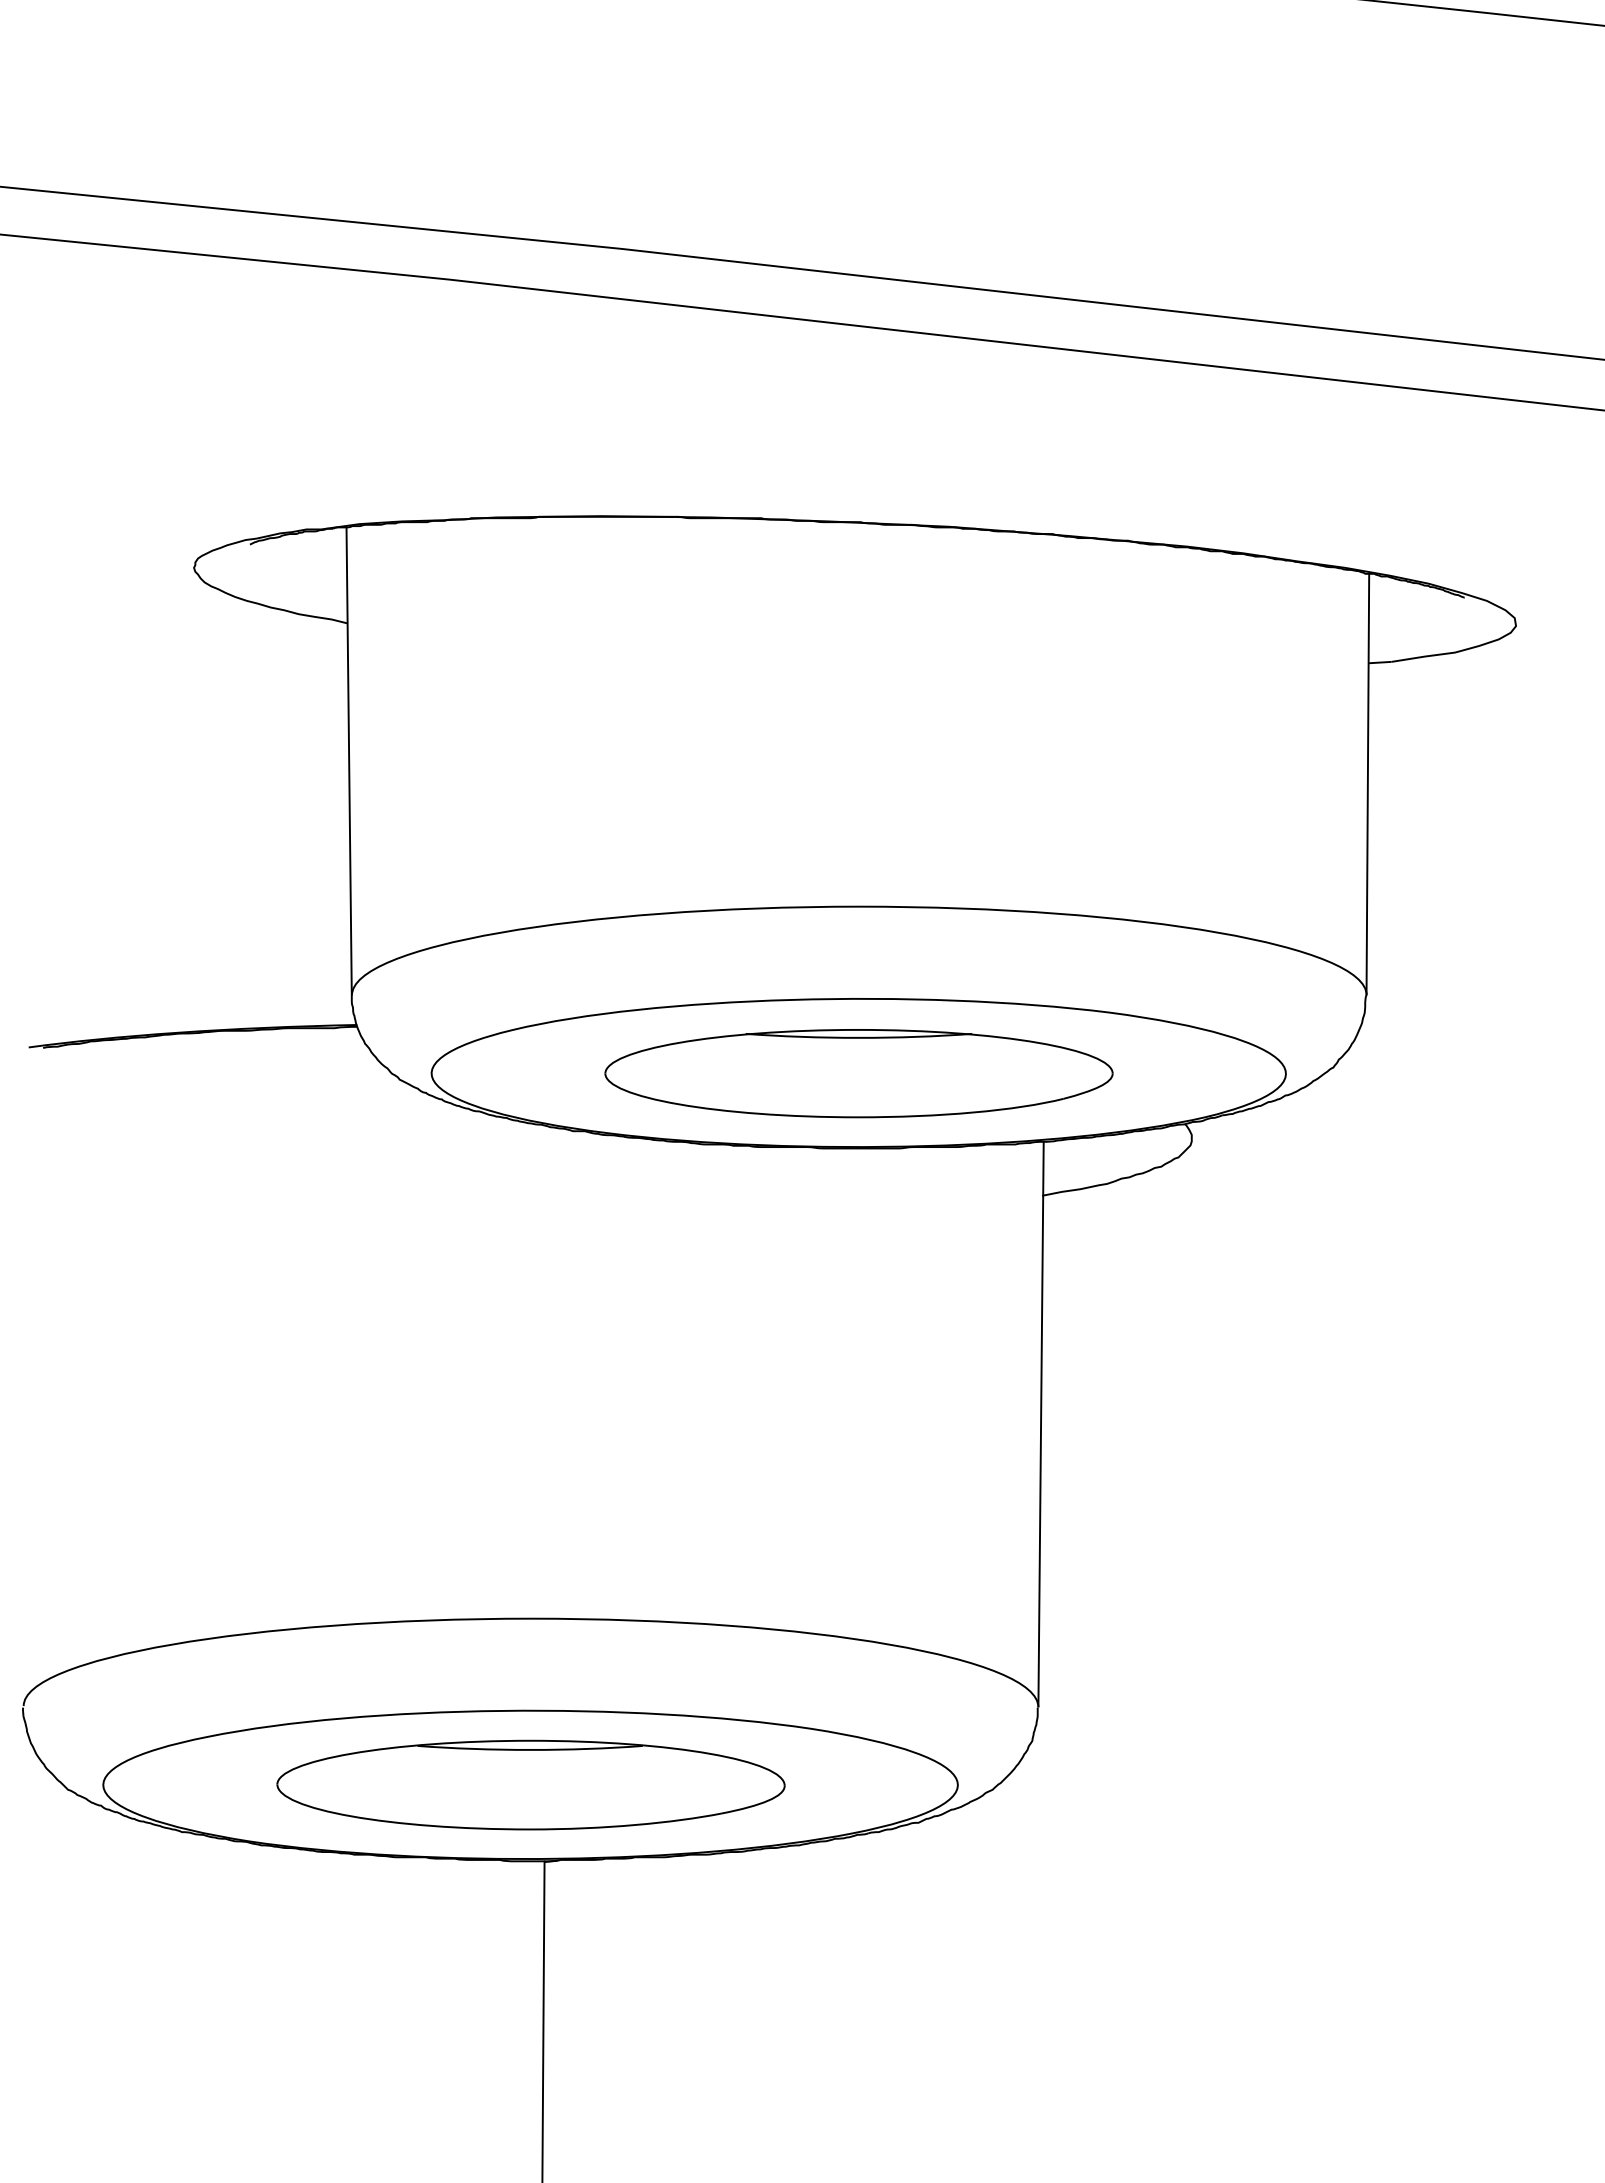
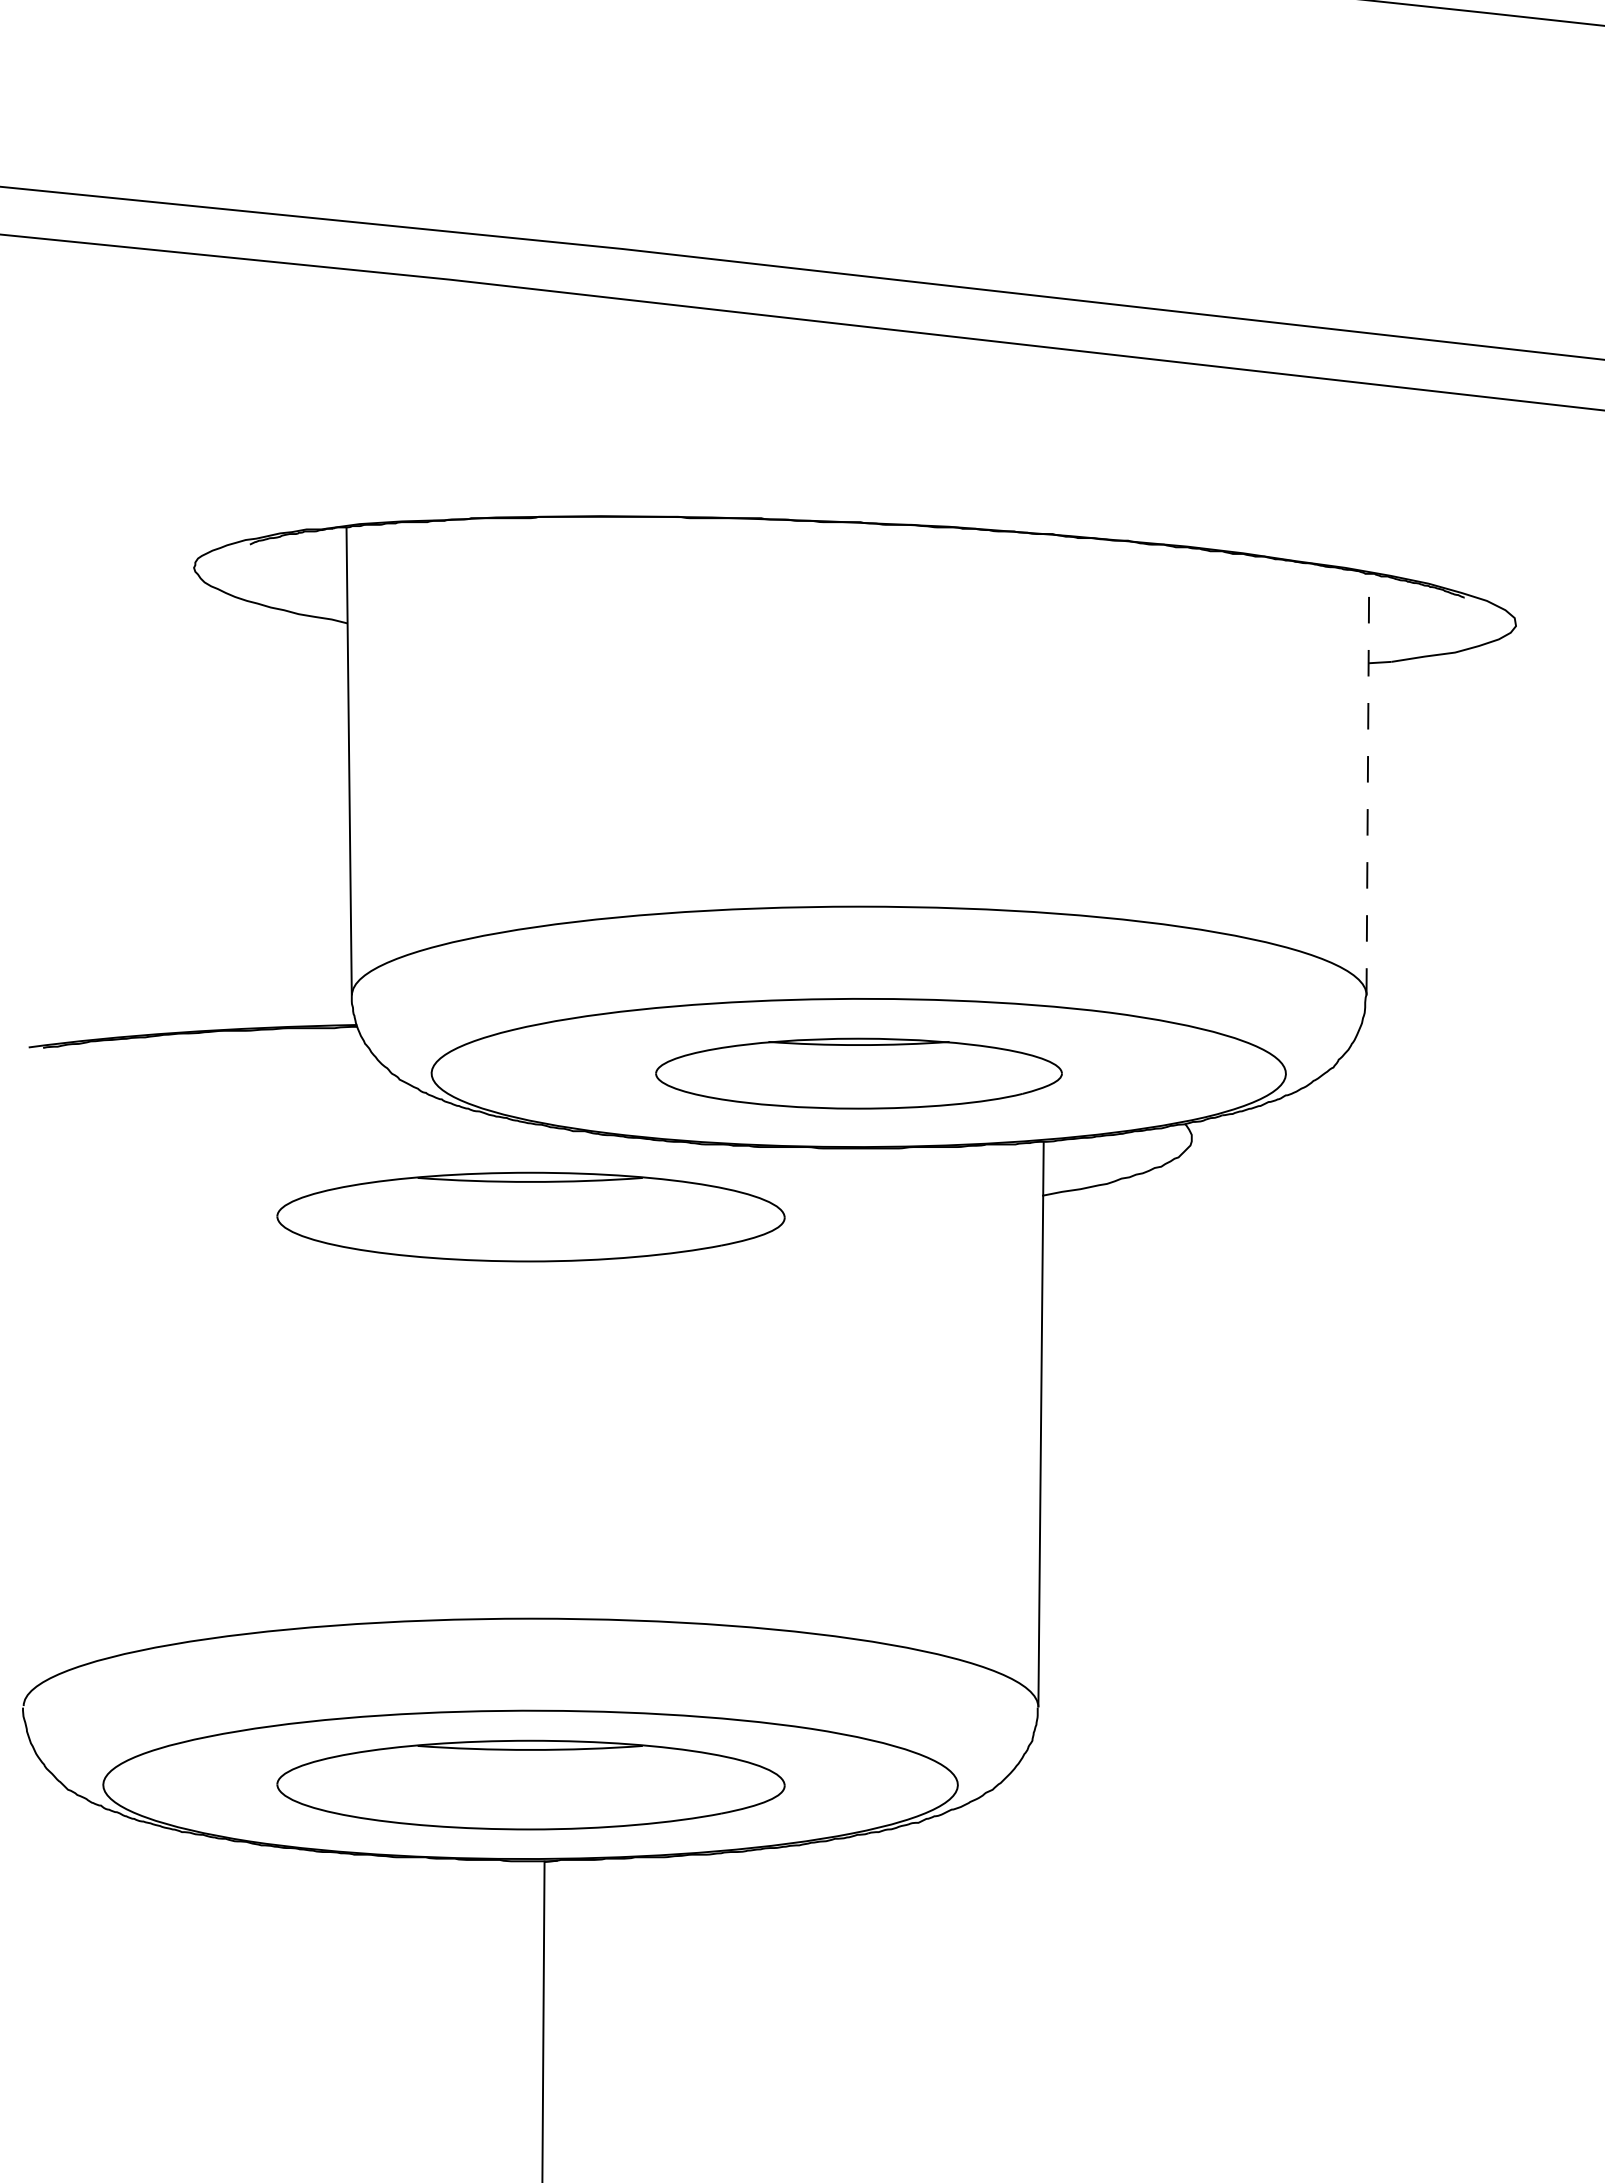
line: solid -> dashed (1367, 784)
part size: 510x90 px -> 408x73 px (858, 1073)
part: none -> present (530, 1216)
